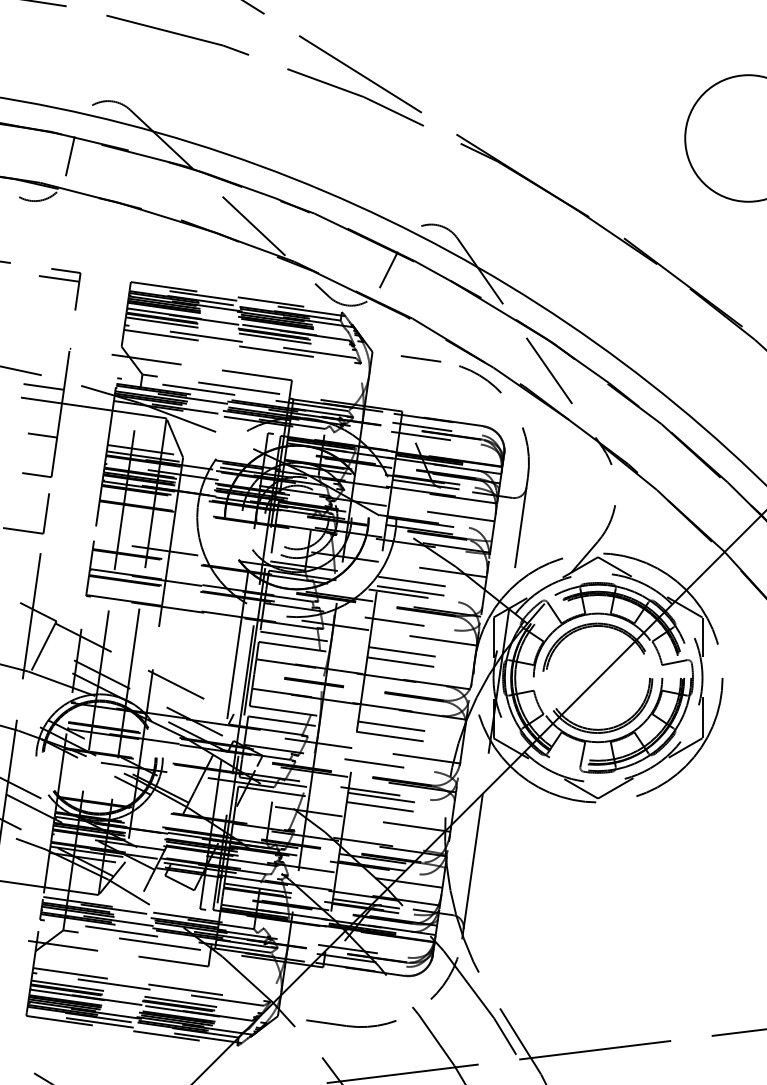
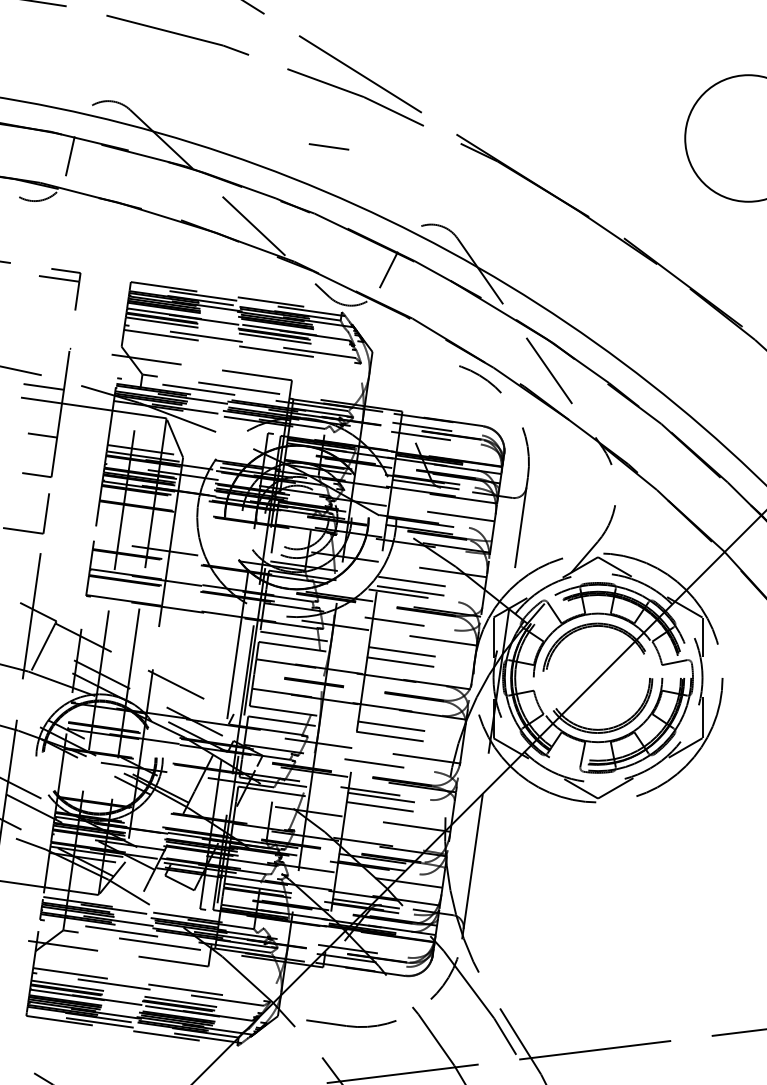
line position: (420, 358) -> (328, 146) (328, 146)
